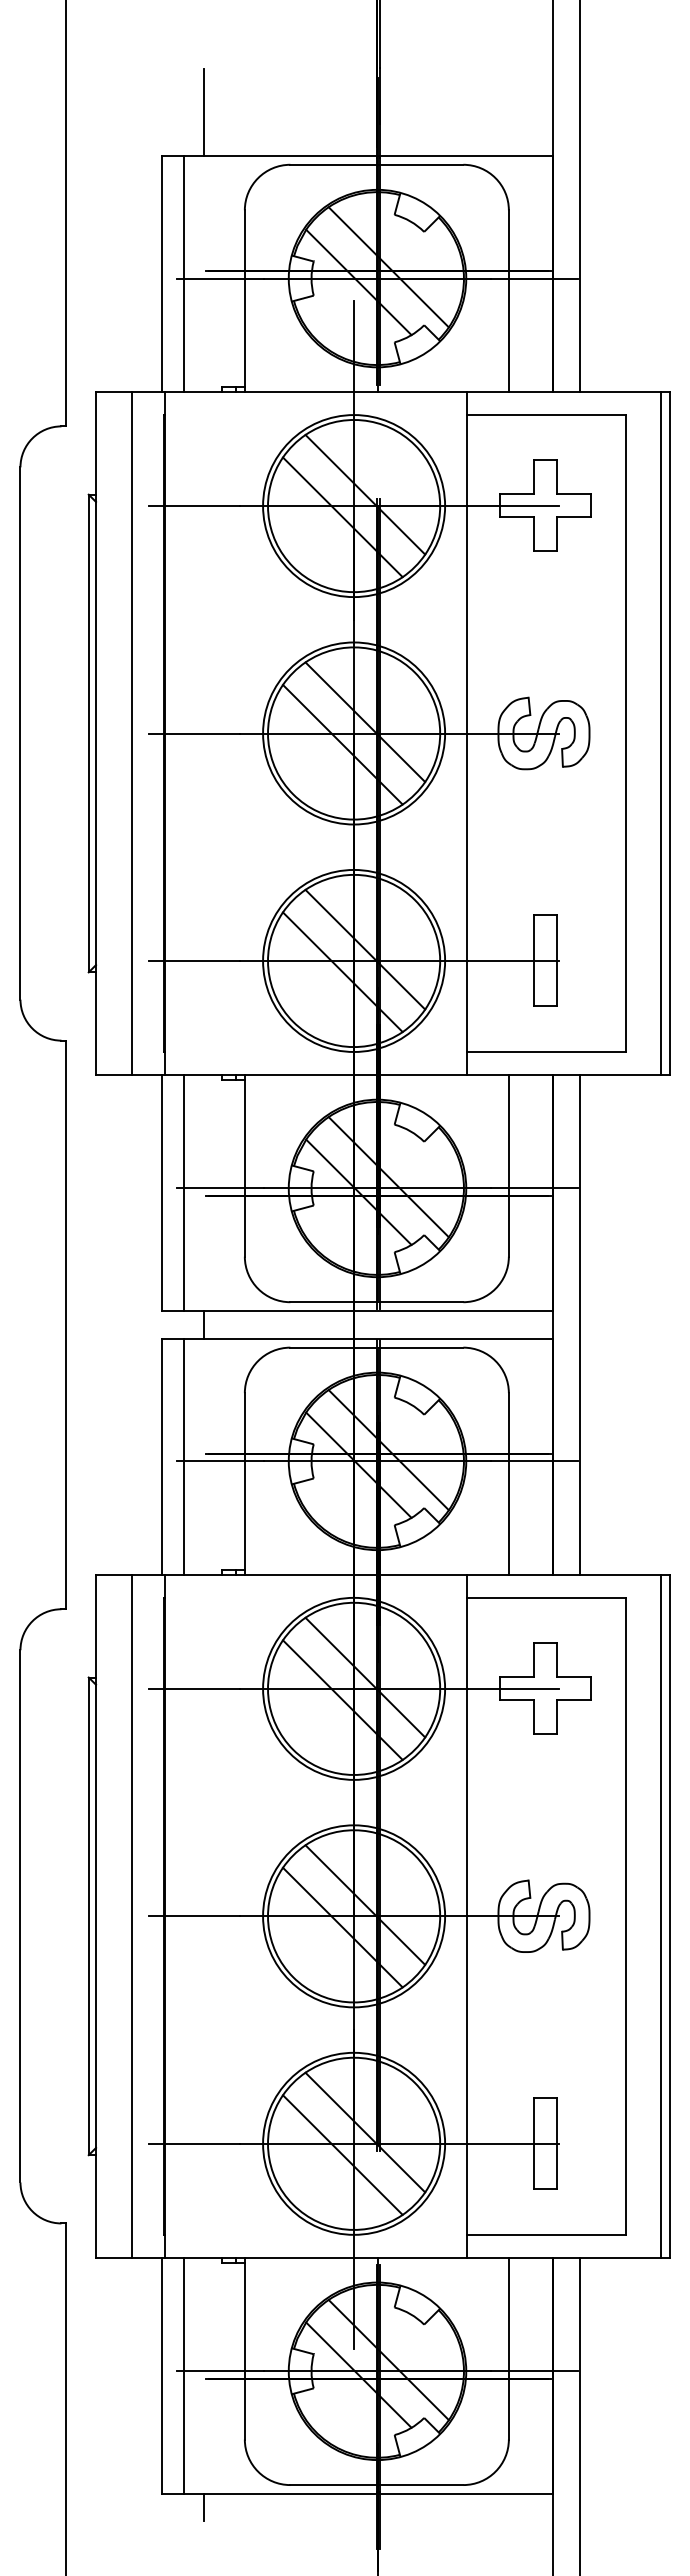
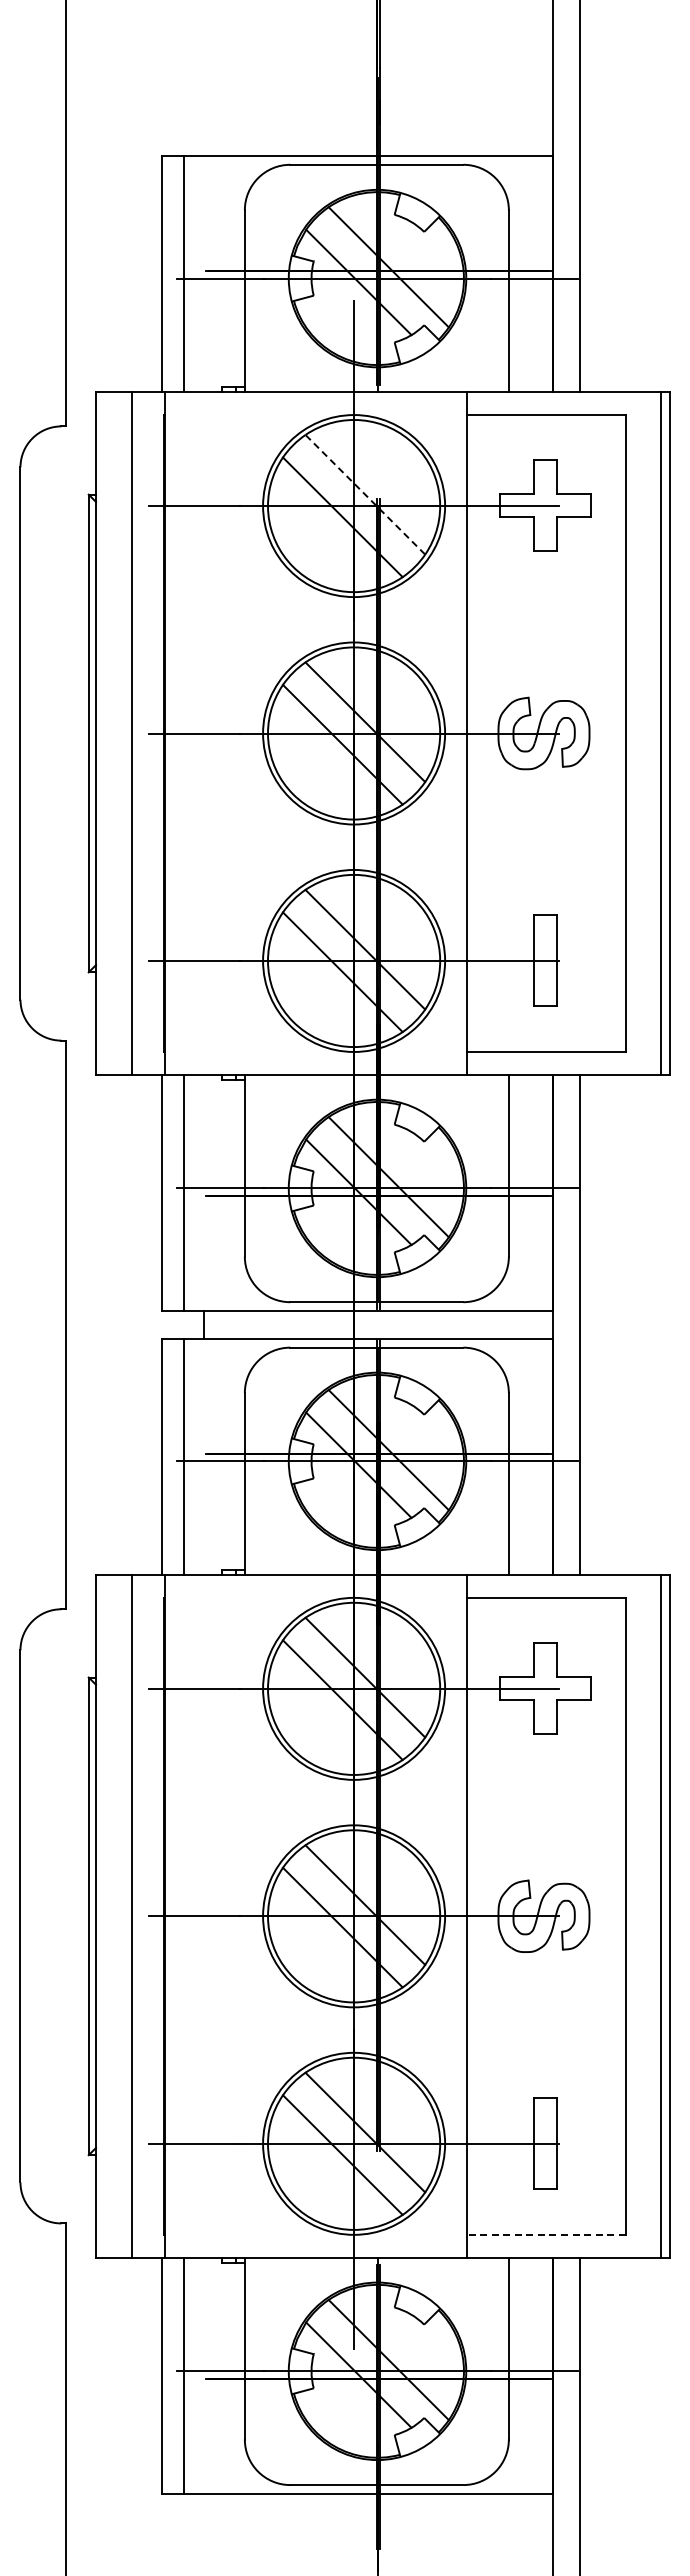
line: present -> none (203, 112)
line: solid -> dashed (365, 494)
line: solid -> dashed (546, 2234)
line: present -> none (203, 2507)
